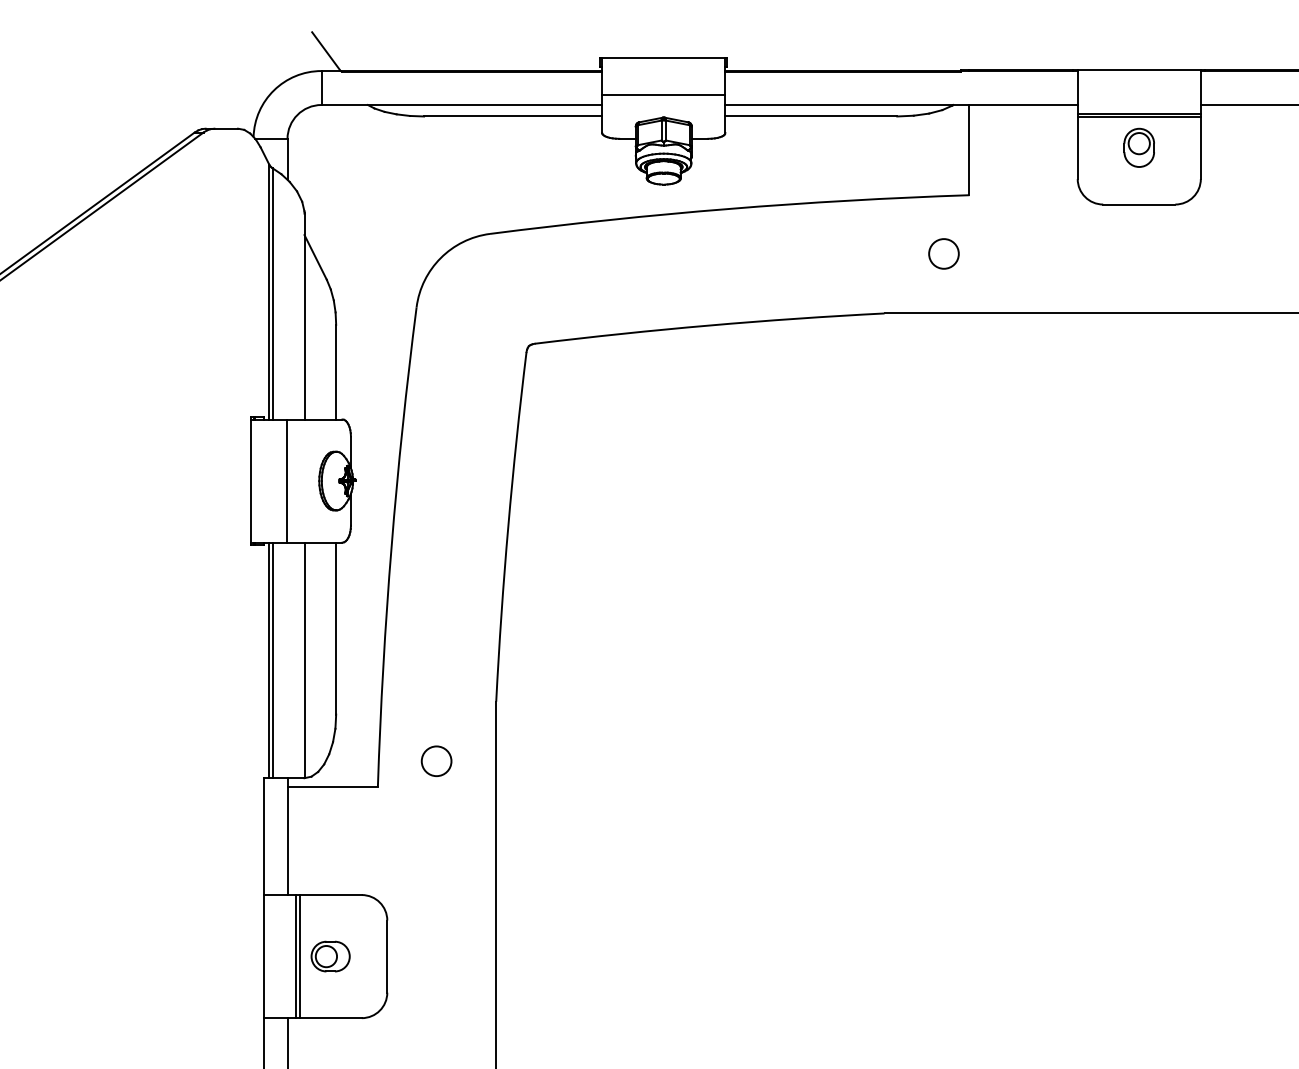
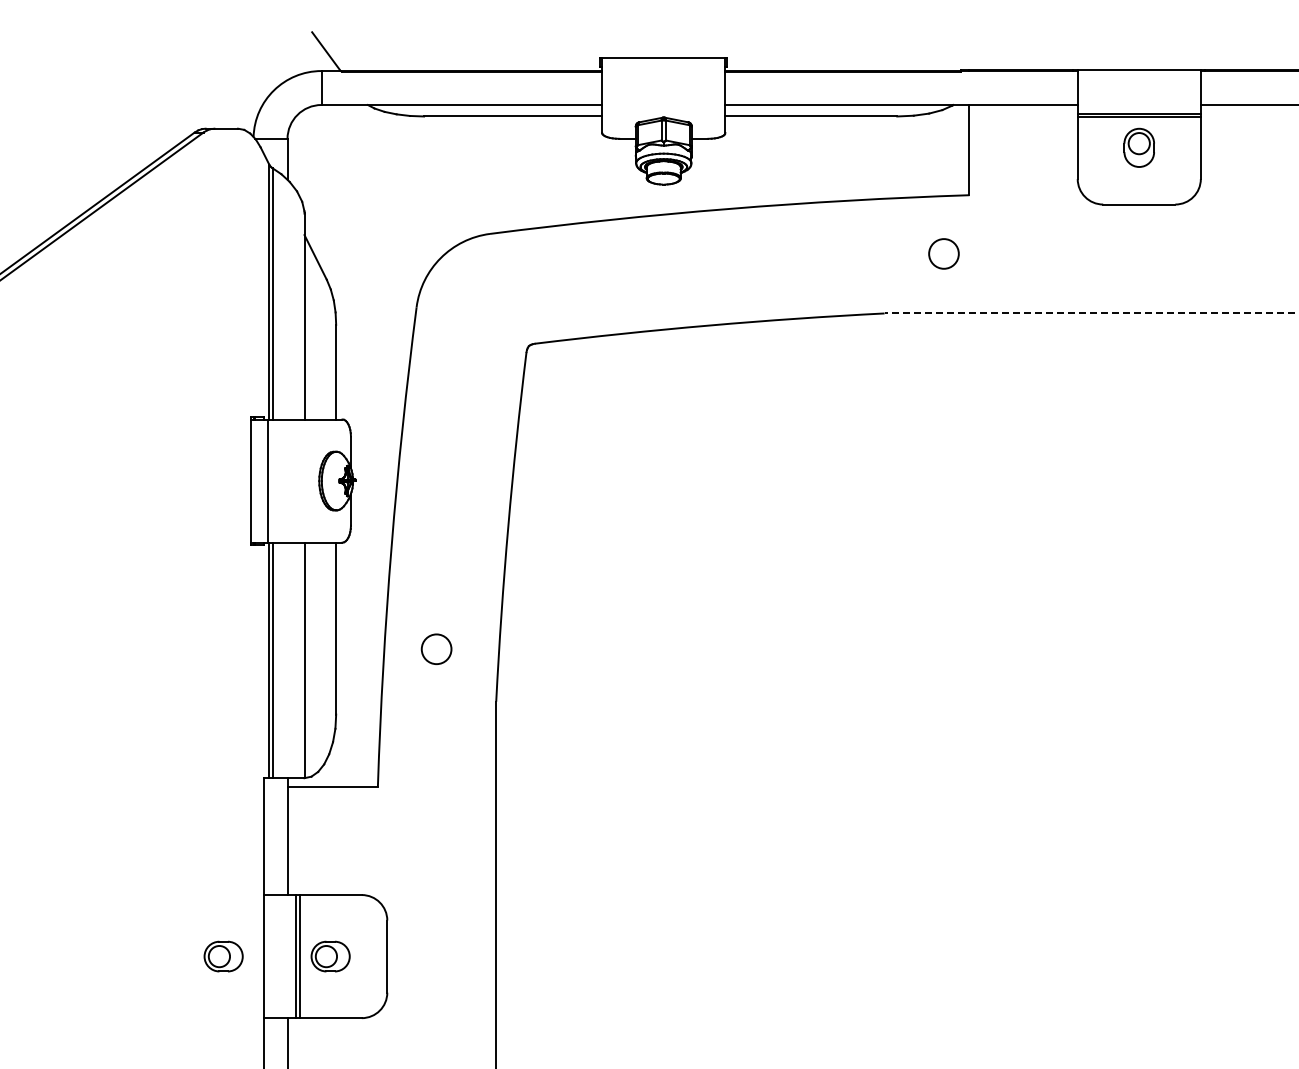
line: present -> none (663, 95)
line: solid -> dashed (1091, 313)
line position: (287, 480) -> (268, 480) (268, 480)
circle position: (436, 760) -> (436, 648) (436, 648)
part: none -> present (223, 956)
